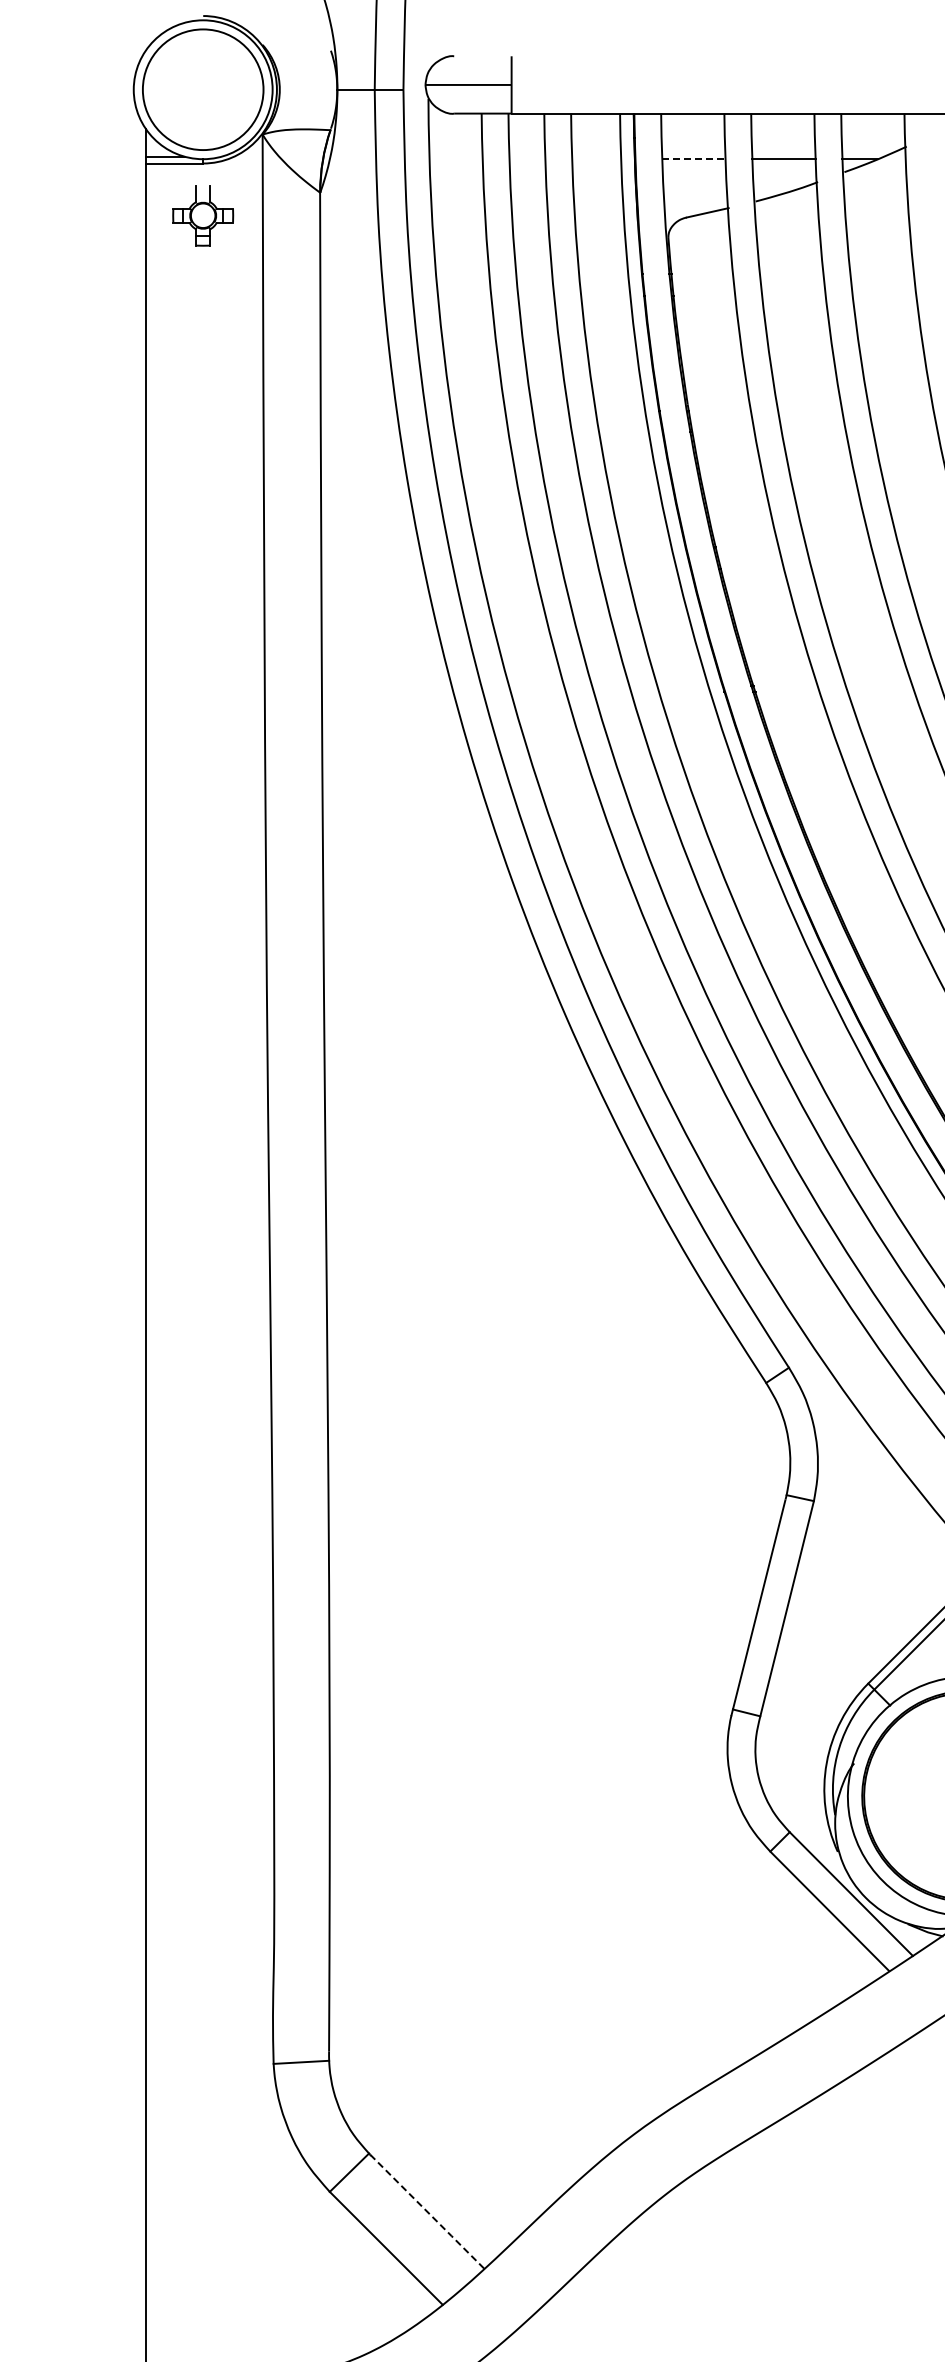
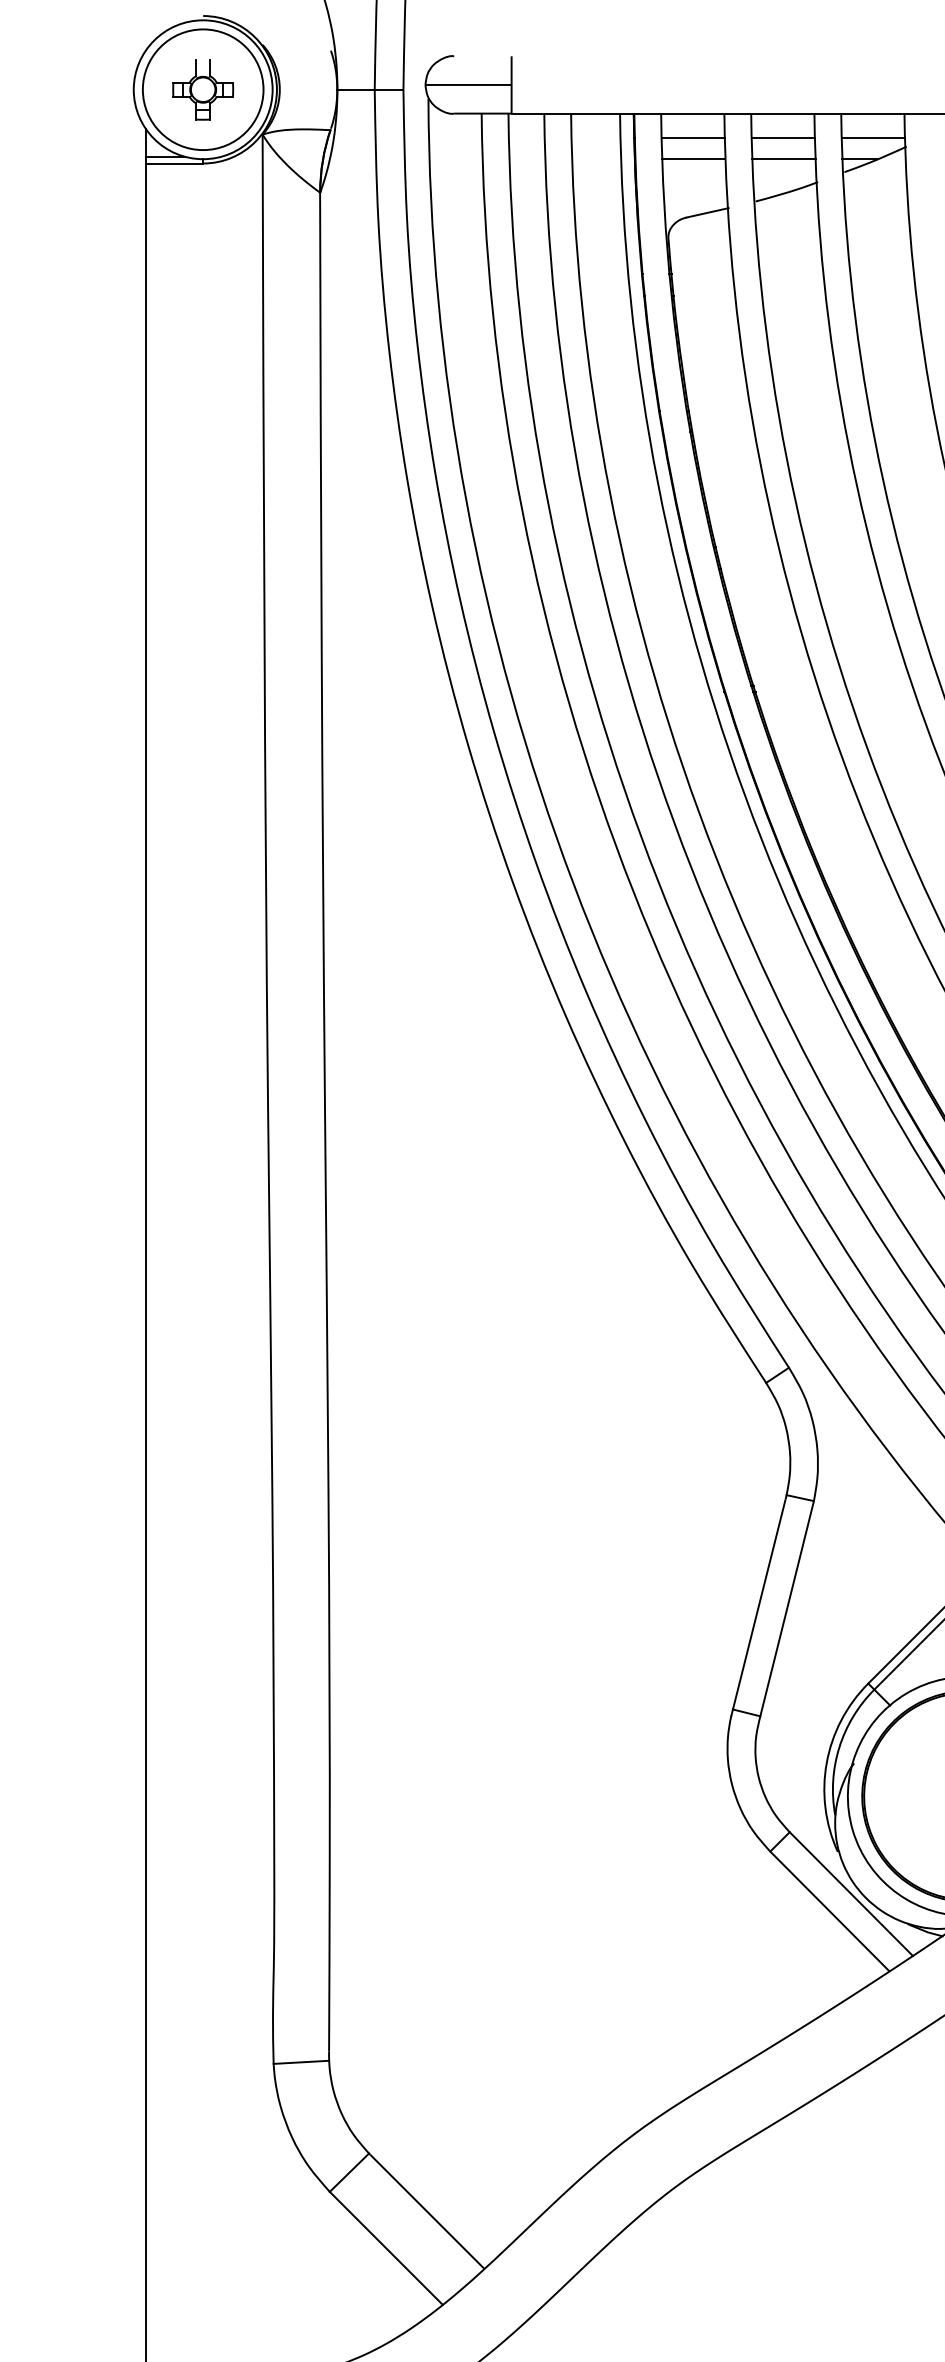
line: none -> present (692, 137)
line: none -> present (782, 137)
line: none -> present (872, 137)
line: dashed -> solid (693, 159)
part position: (203, 215) -> (203, 89) (203, 89)
line: dashed -> solid (427, 2211)
